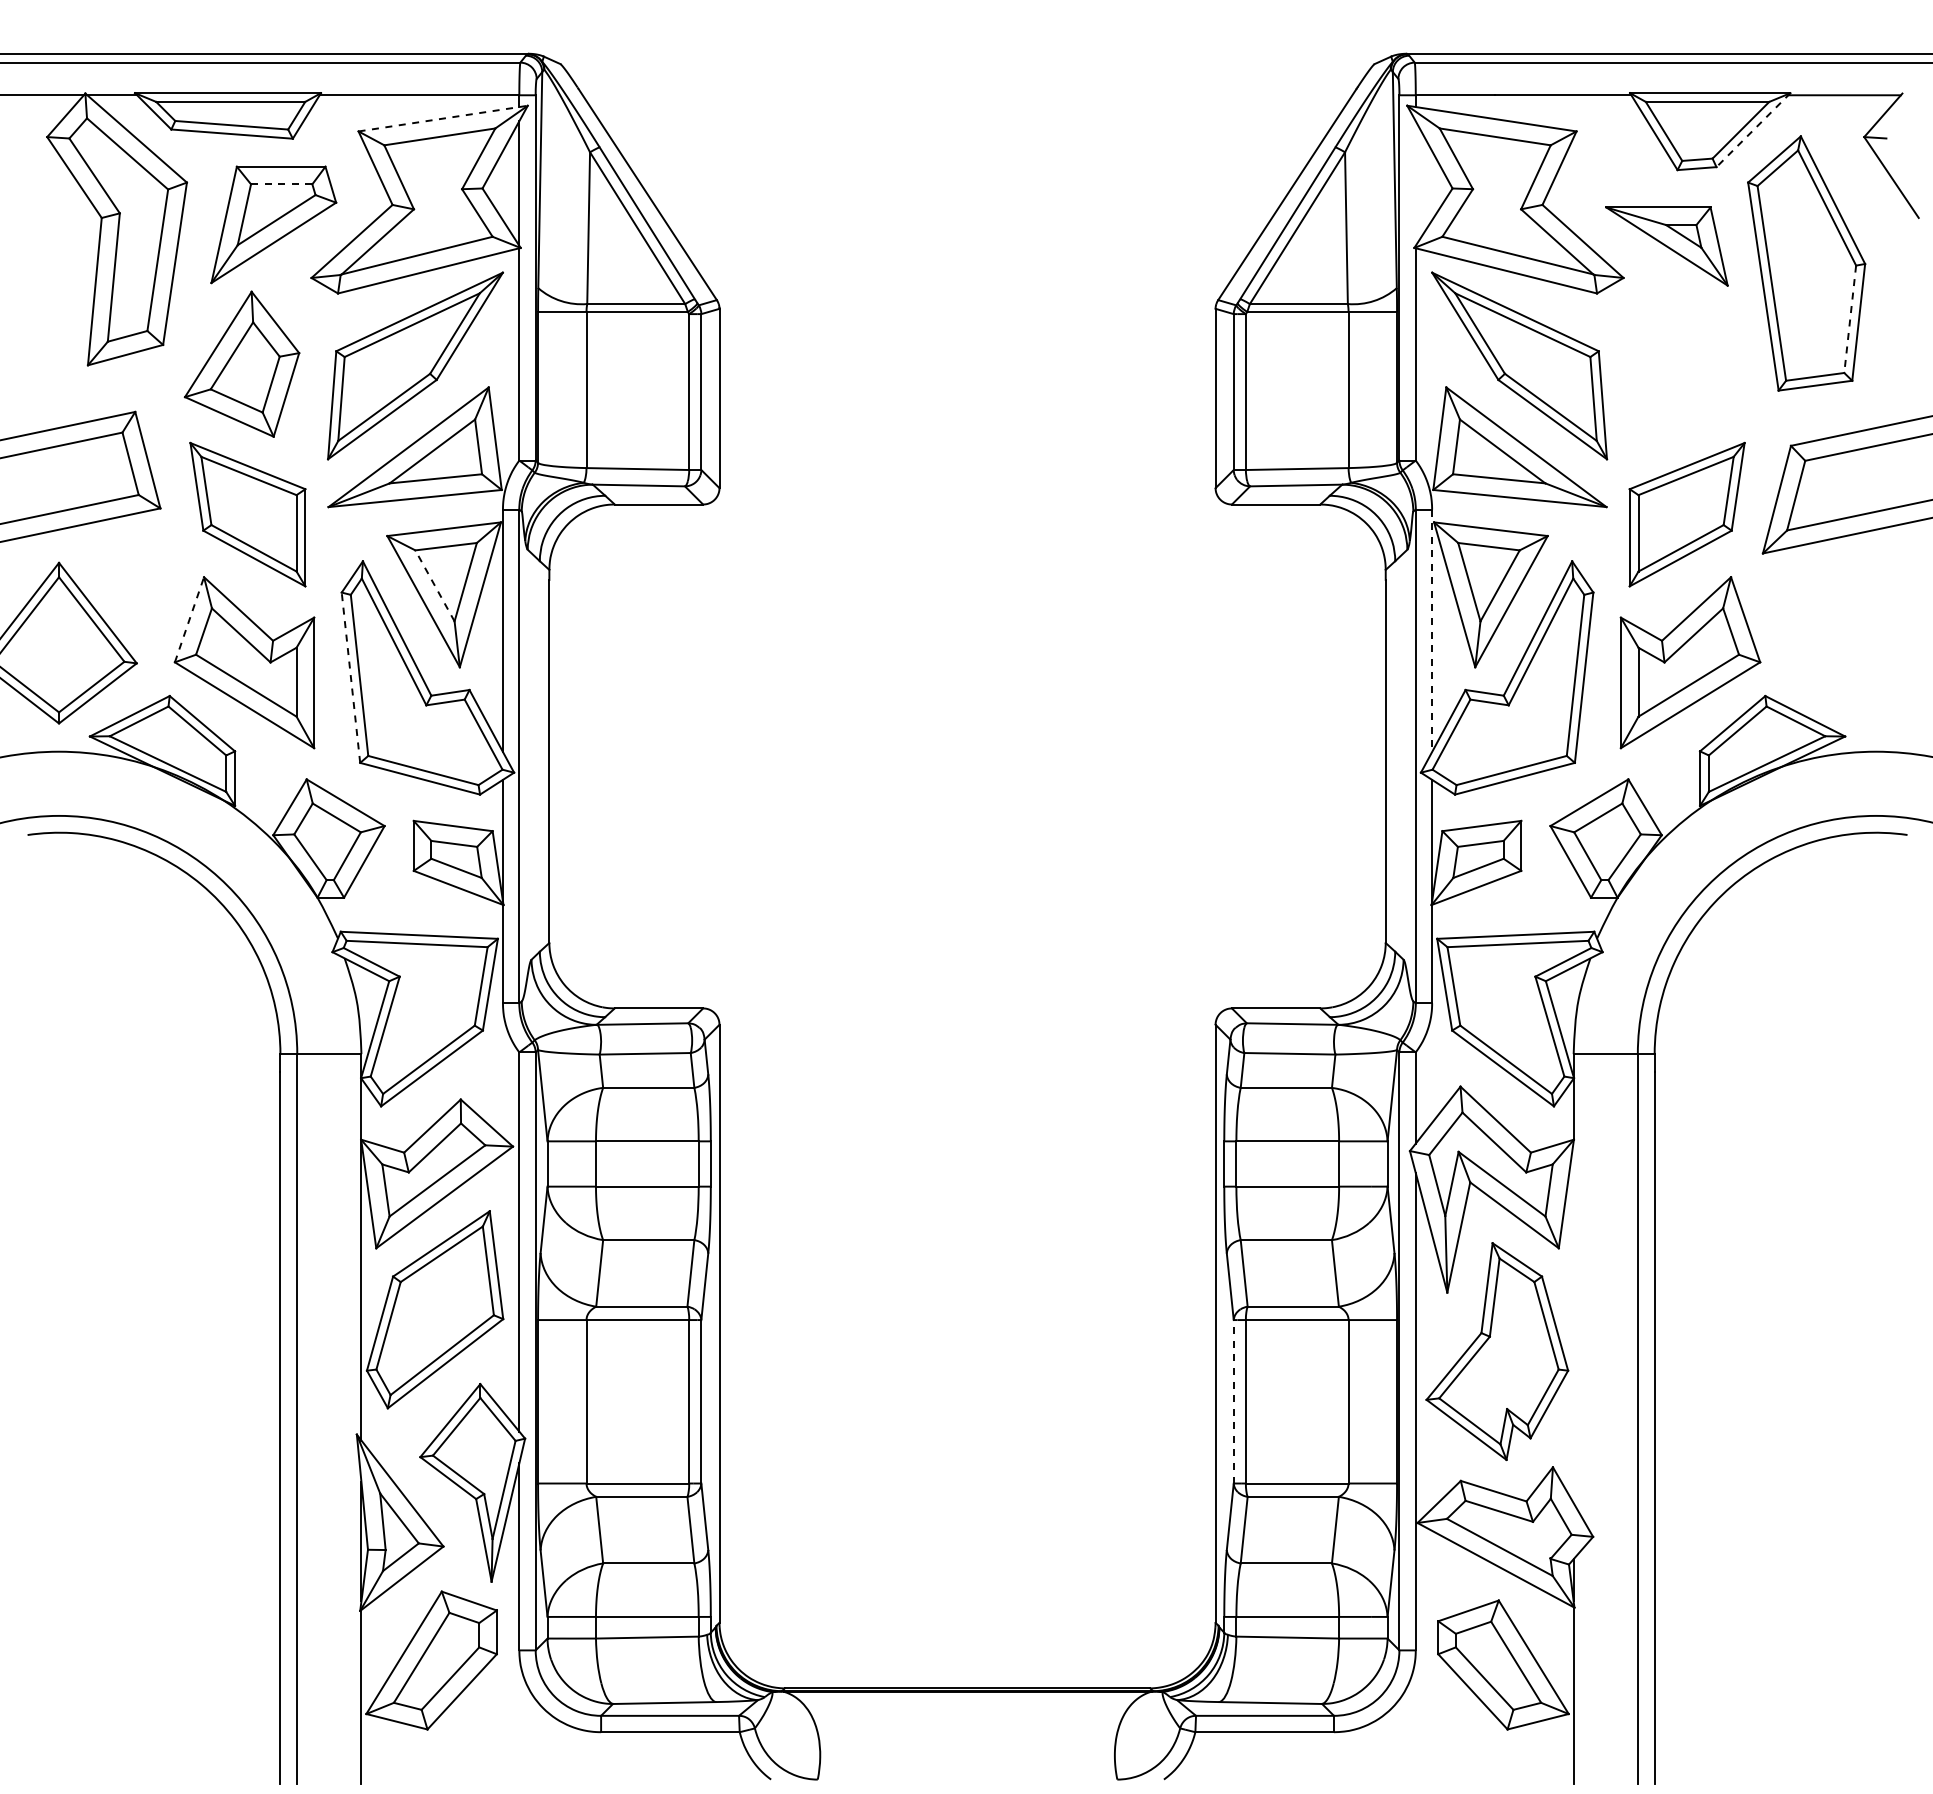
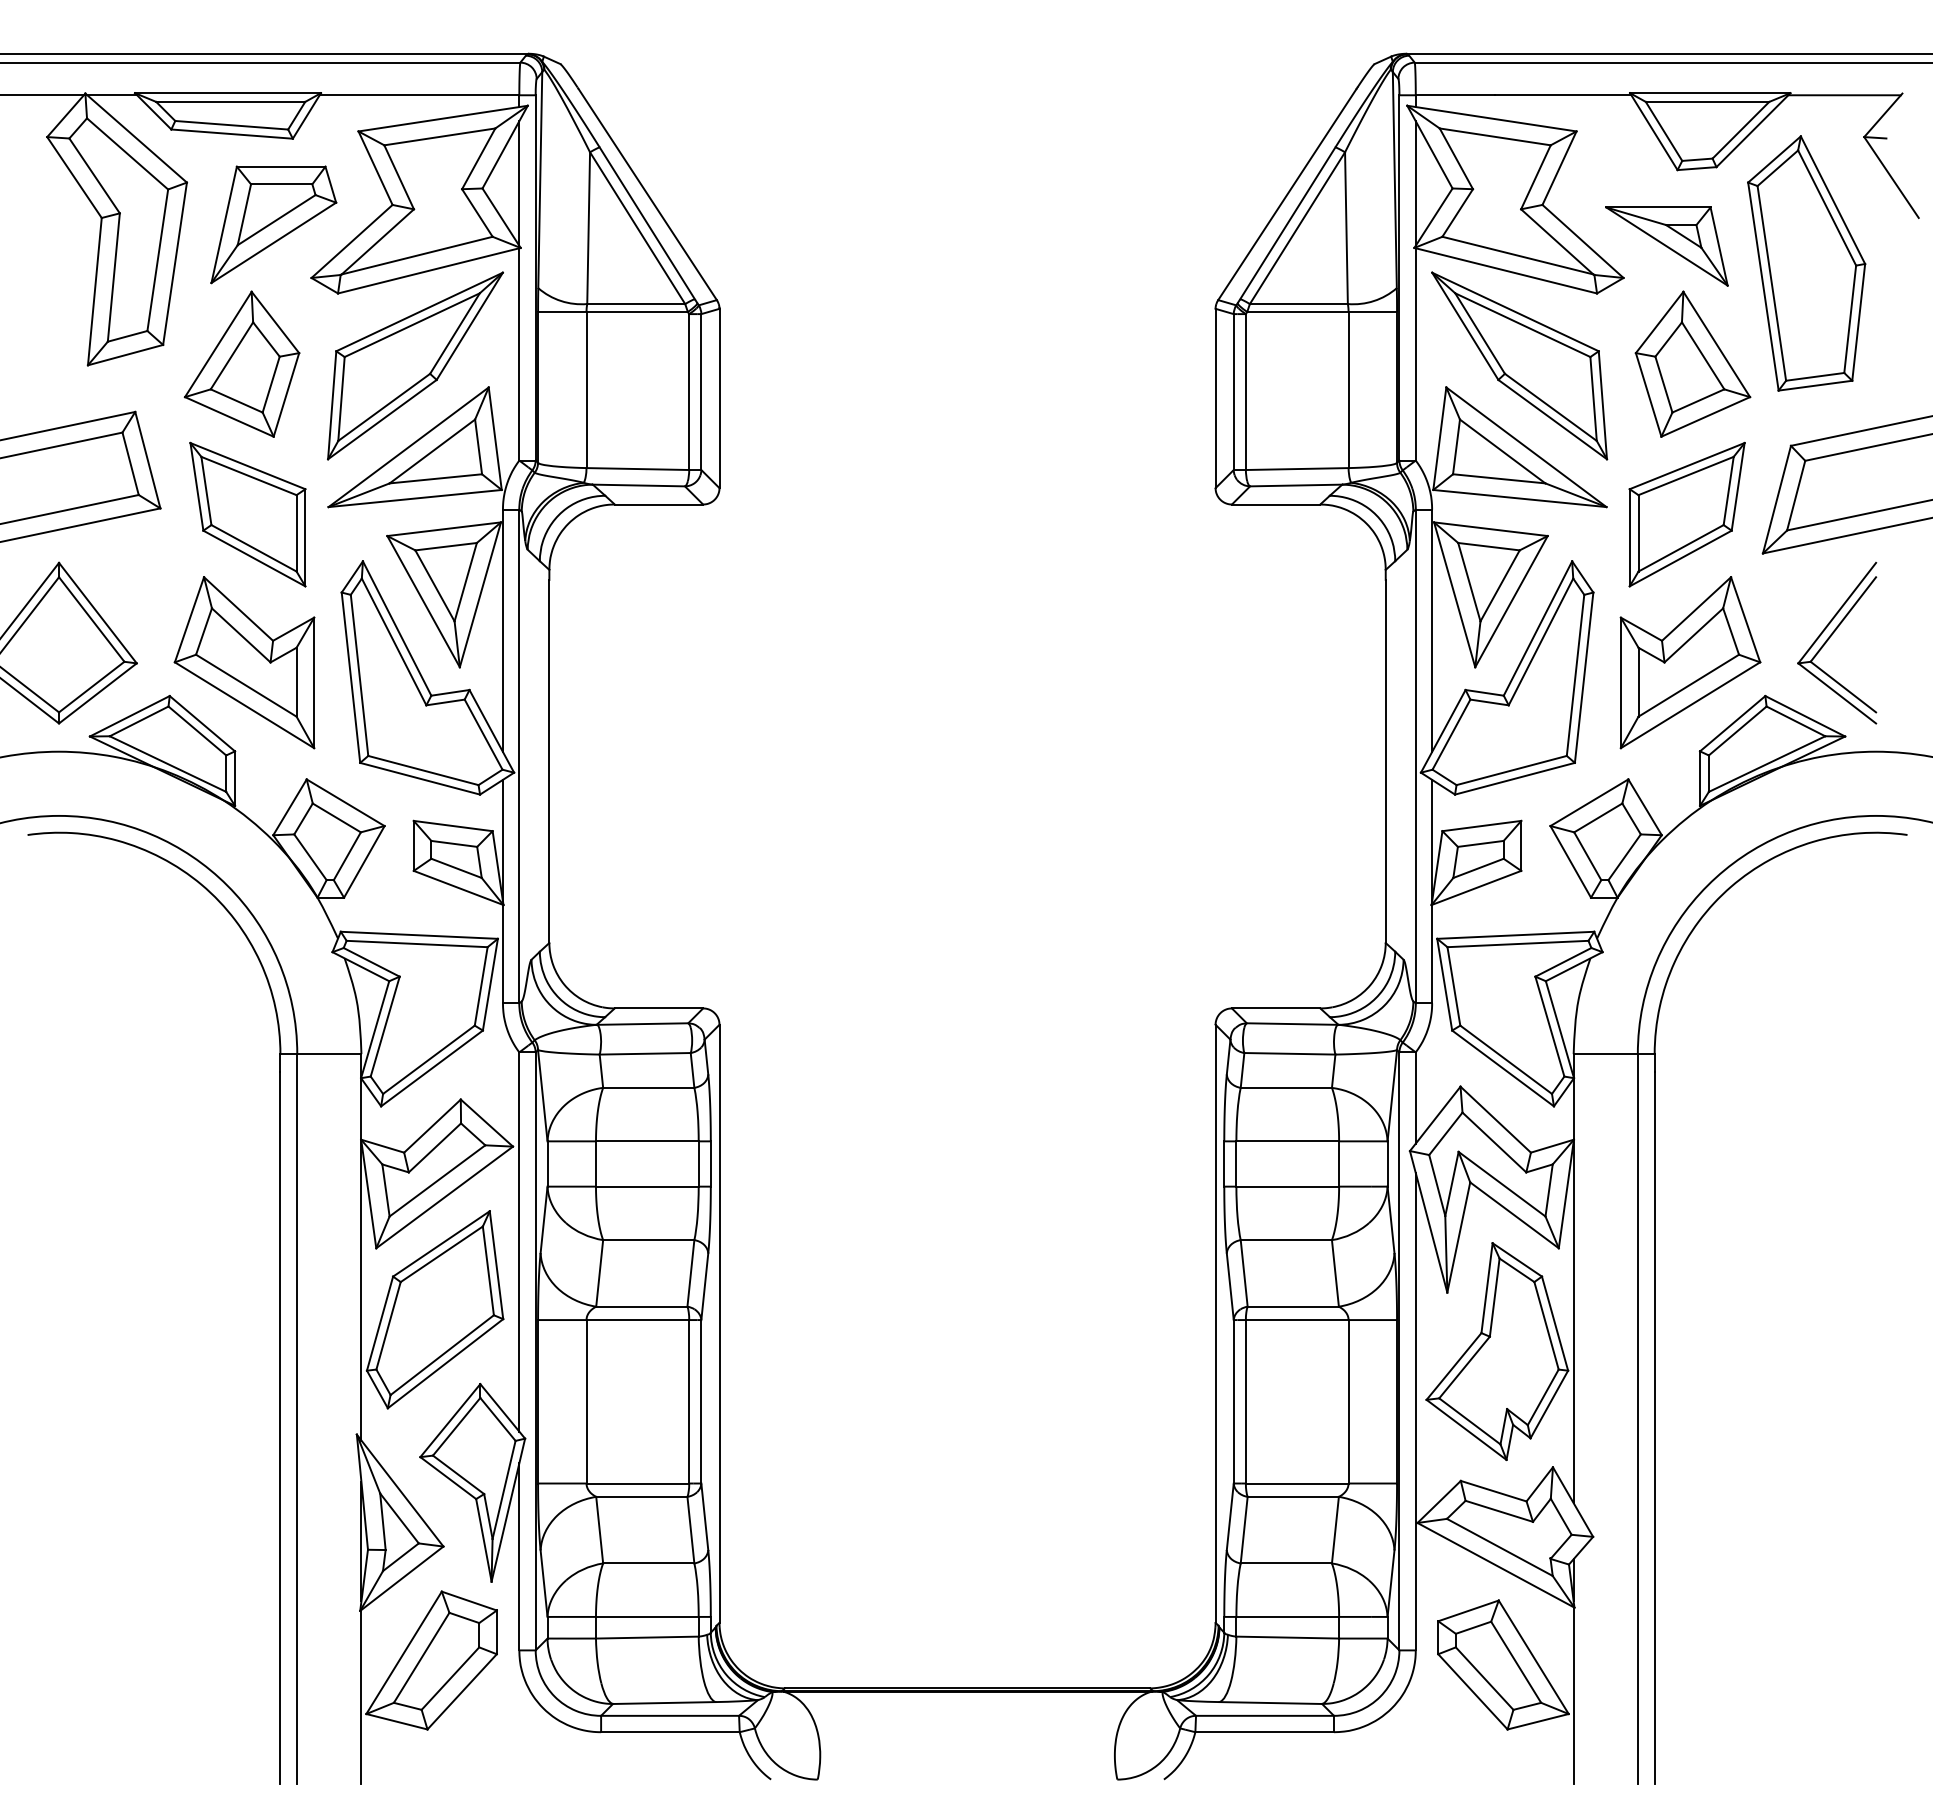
line: dashed -> solid (443, 118)
line: dashed -> solid (1753, 130)
line: none -> present (1415, 183)
line: dashed -> solid (281, 184)
line: dashed -> solid (1850, 319)
part: none -> present (1692, 363)
line: dashed -> solid (434, 585)
line: dashed -> solid (189, 619)
line: dashed -> solid (1432, 631)
part: none -> present (1829, 639)
line: dashed -> solid (350, 677)
line: none -> present (1573, 1322)
line: dashed -> solid (1233, 1401)
